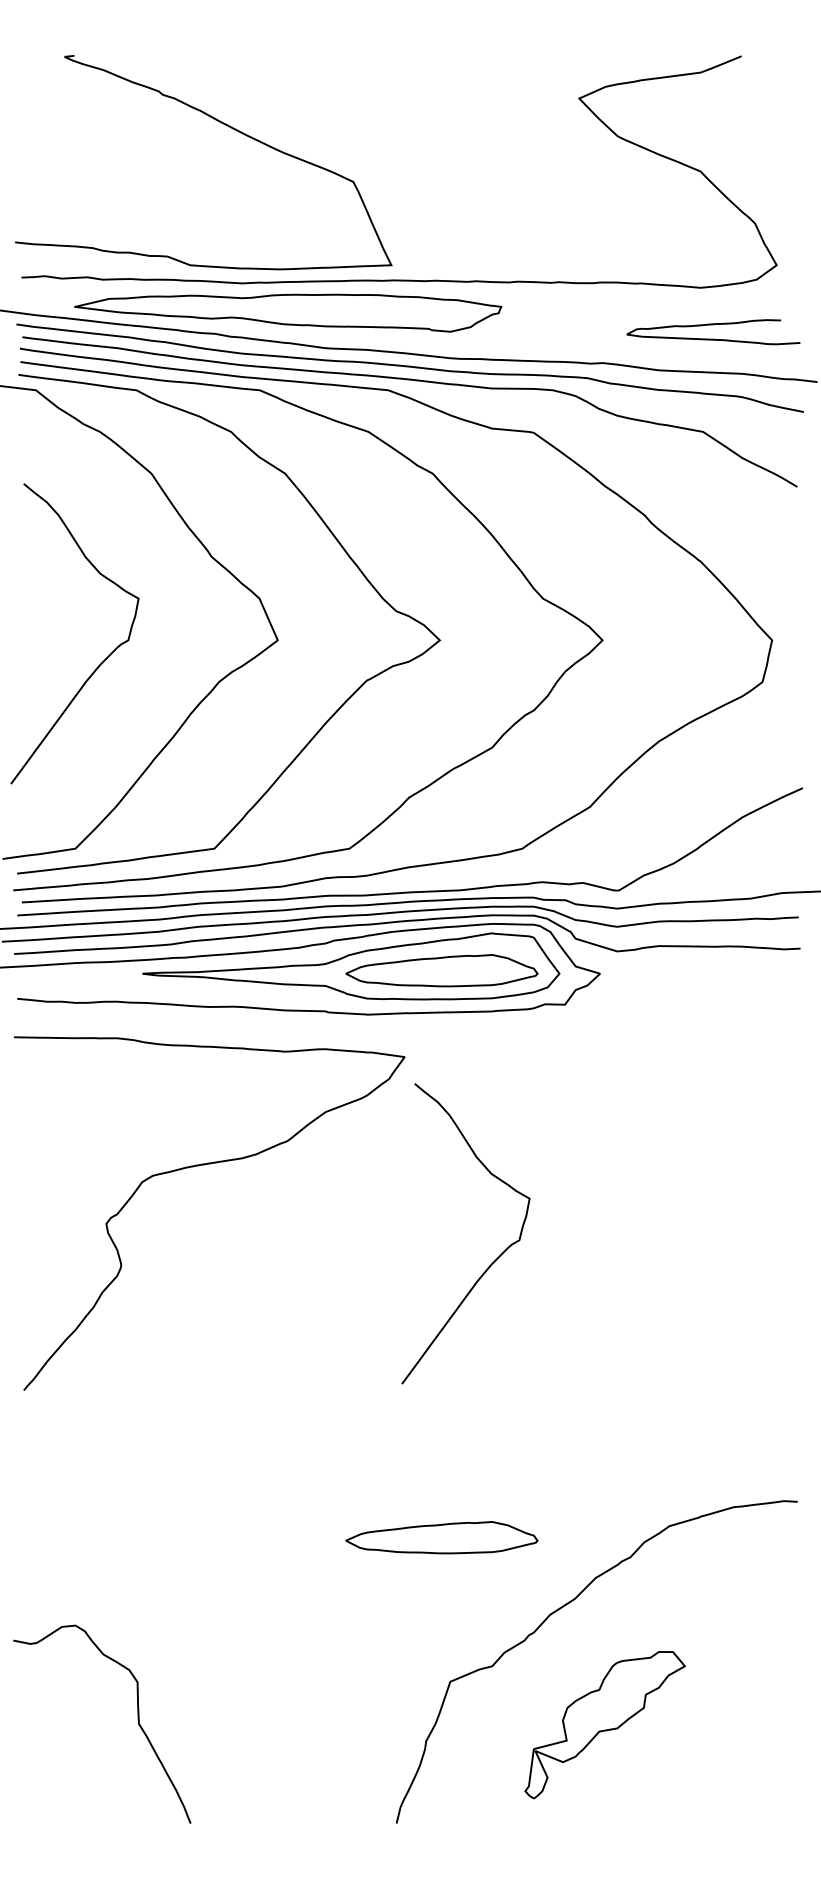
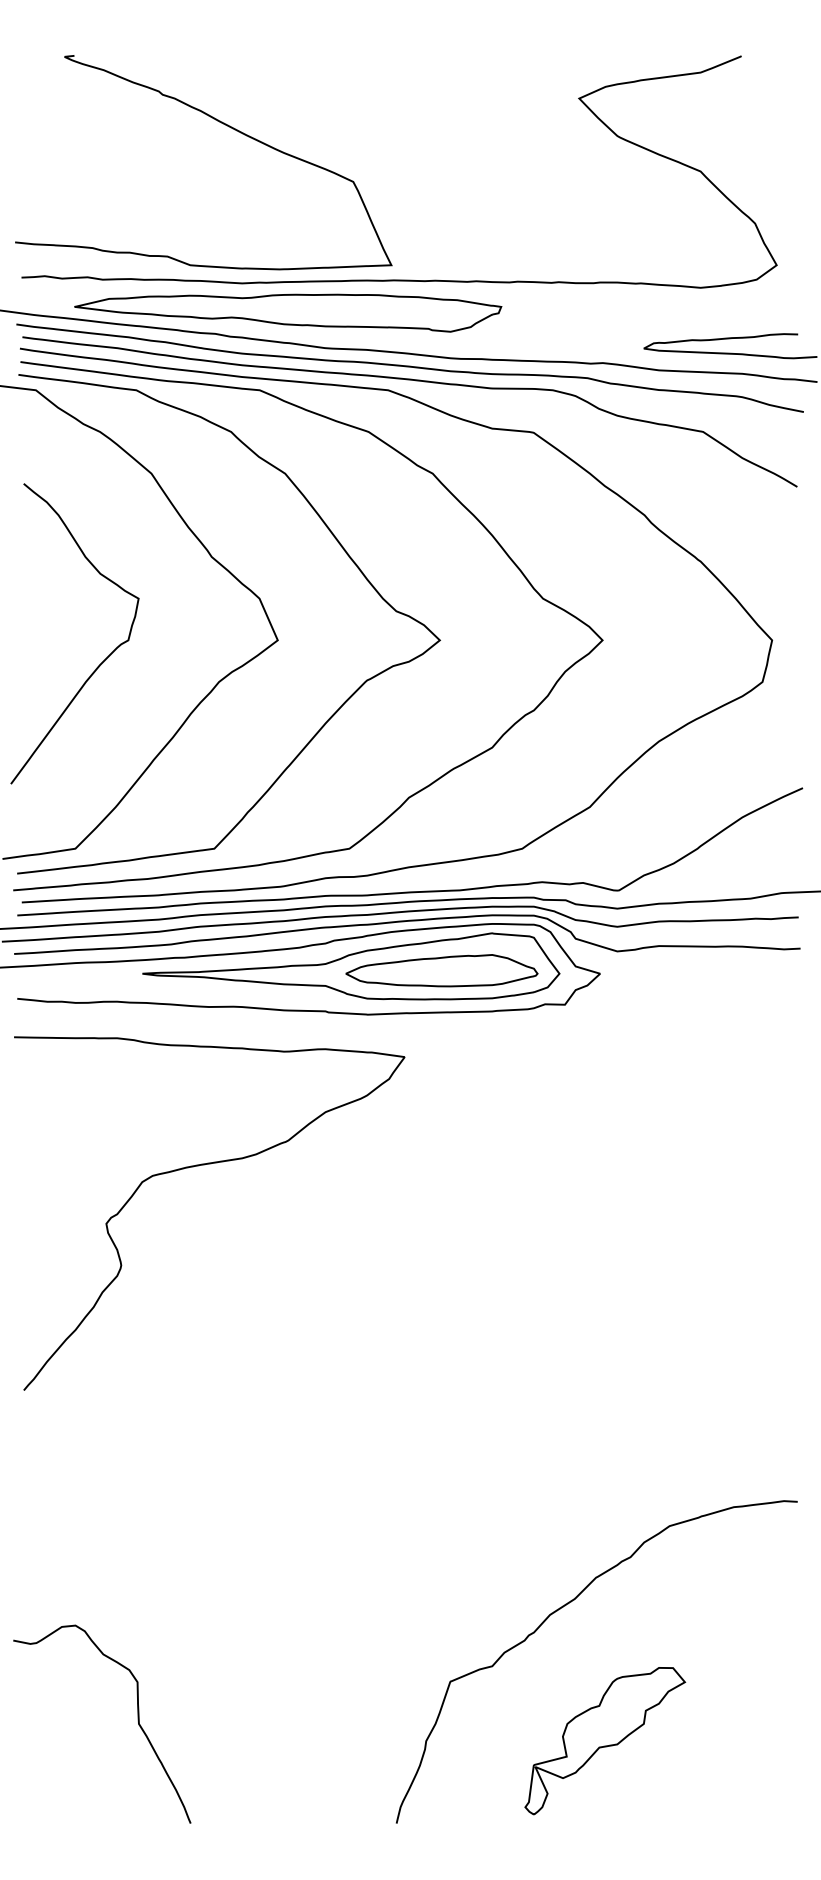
curve position: (713, 338) -> (730, 352) (730, 352)
curve: present -> none (493, 1261)
part: present -> none (441, 1537)
part position: (605, 1725) -> (605, 1741) (605, 1741)
